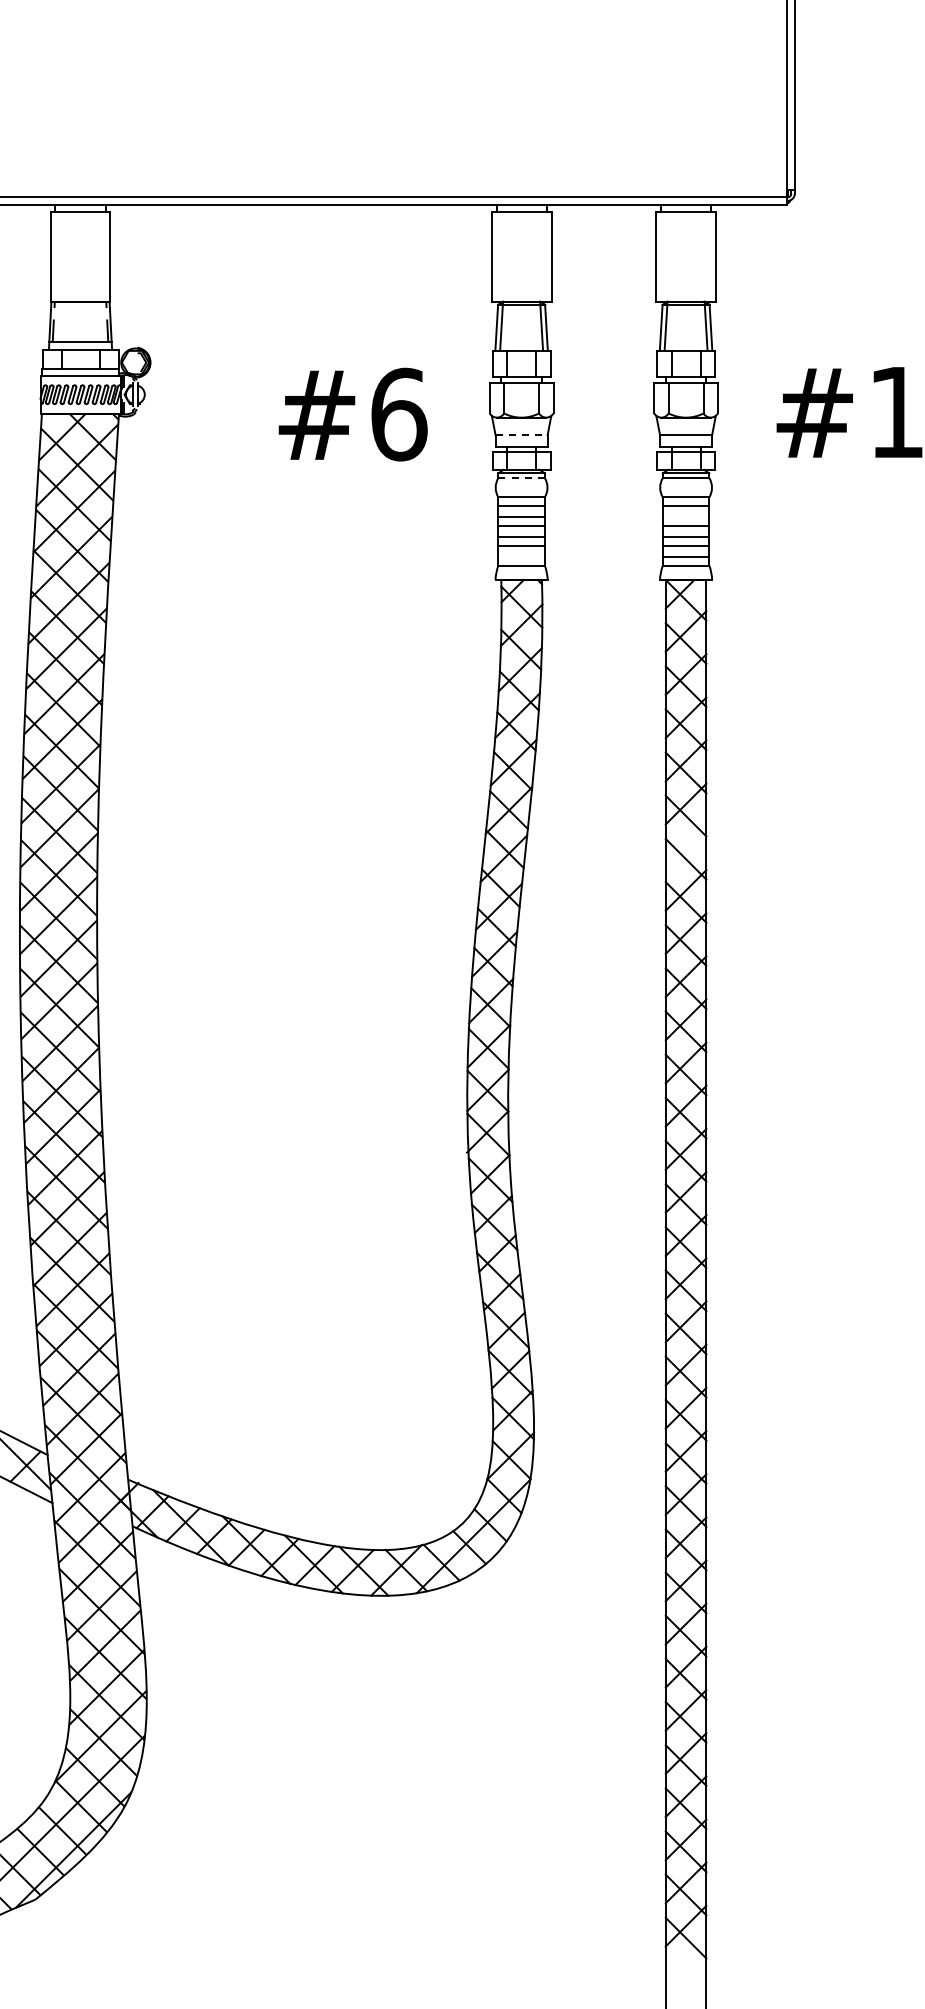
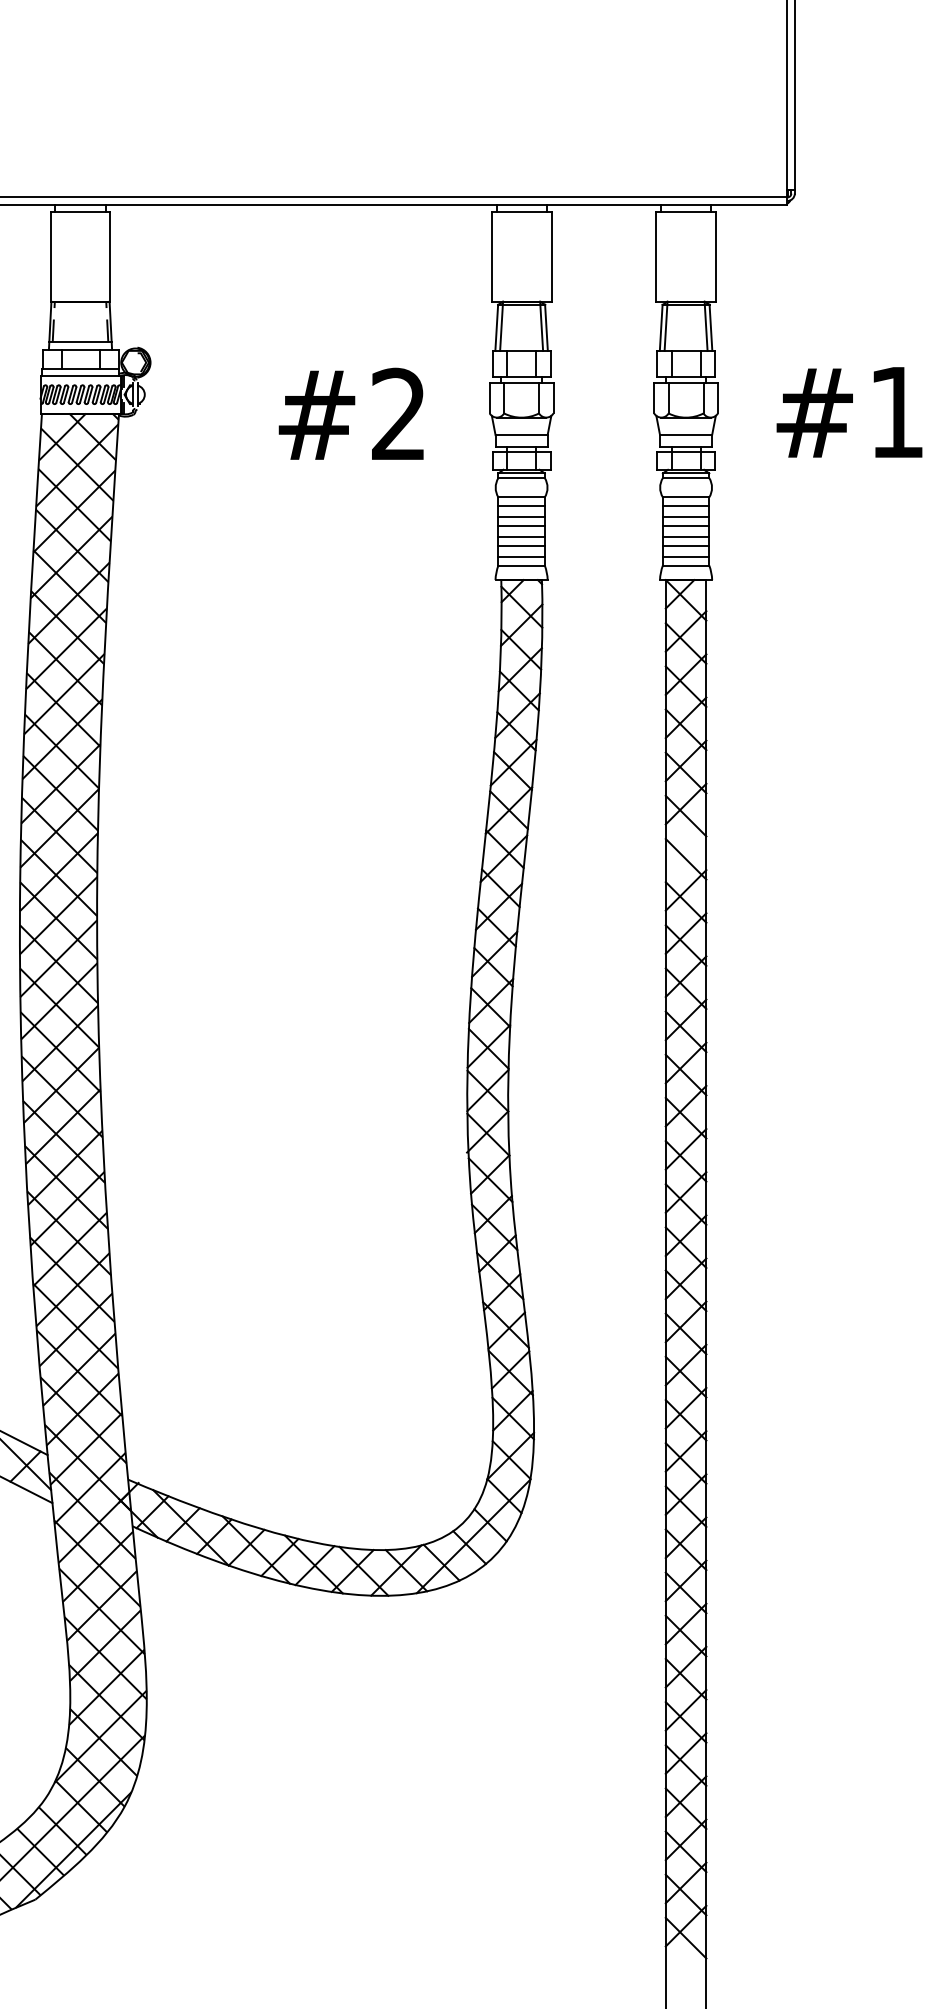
text: #6 -> #2 (399, 414)
line: dashed -> solid (522, 435)
line: dashed -> solid (522, 478)
line: none -> present (685, 517)
line: none -> present (521, 557)
